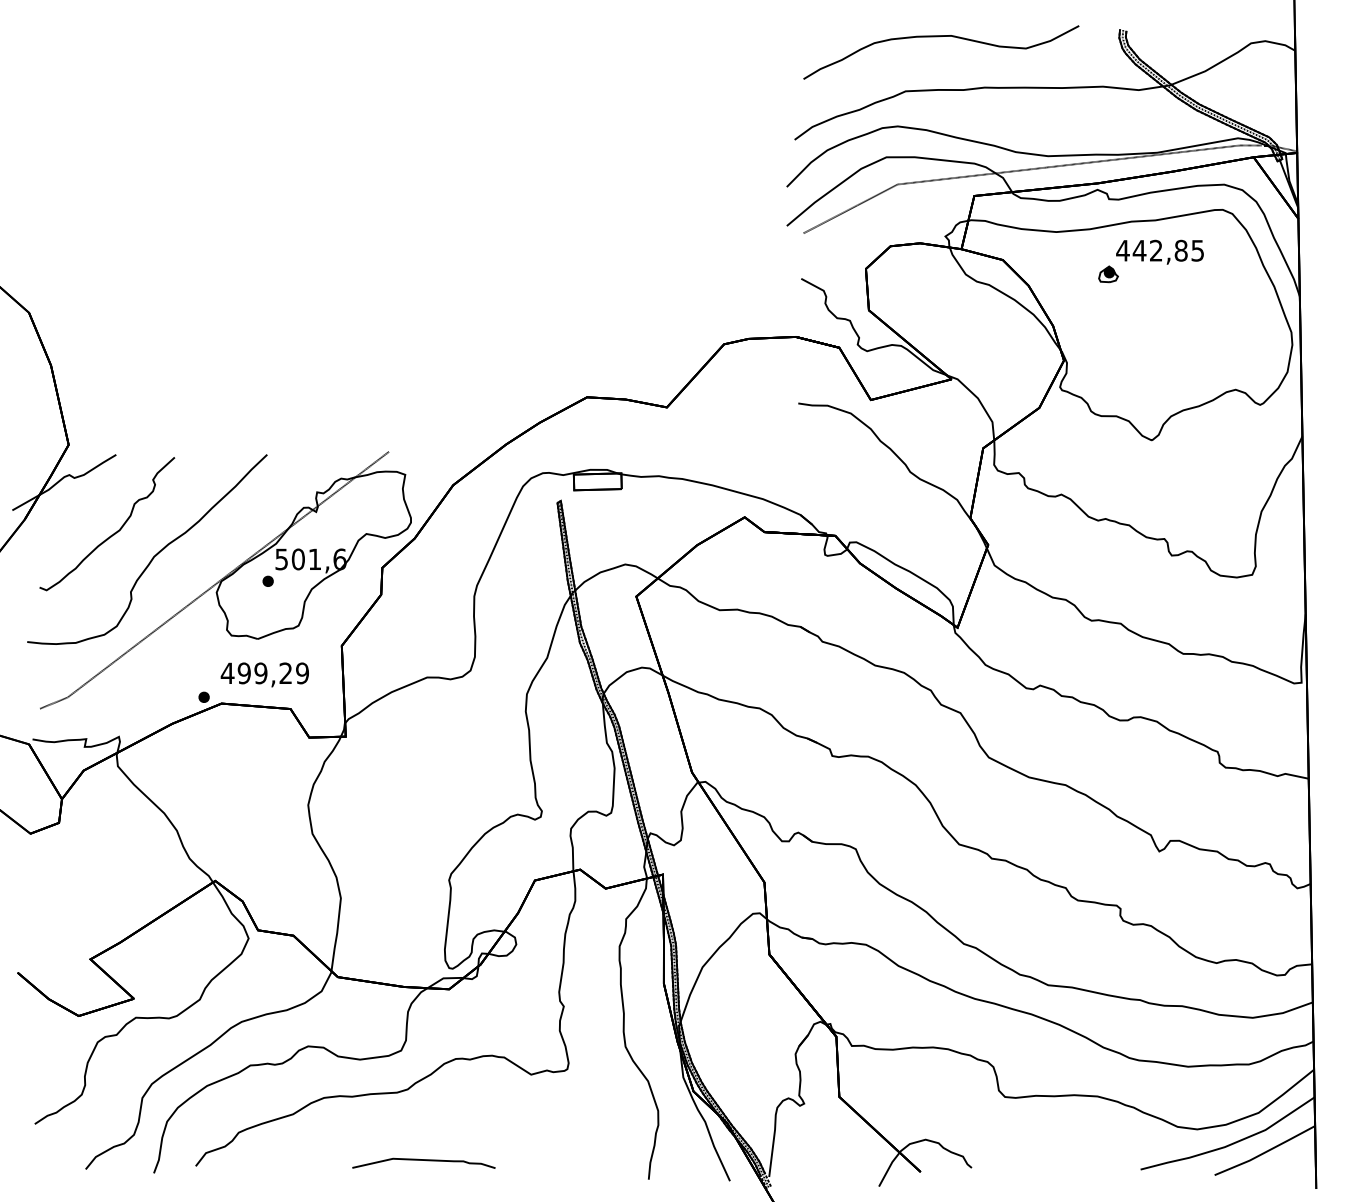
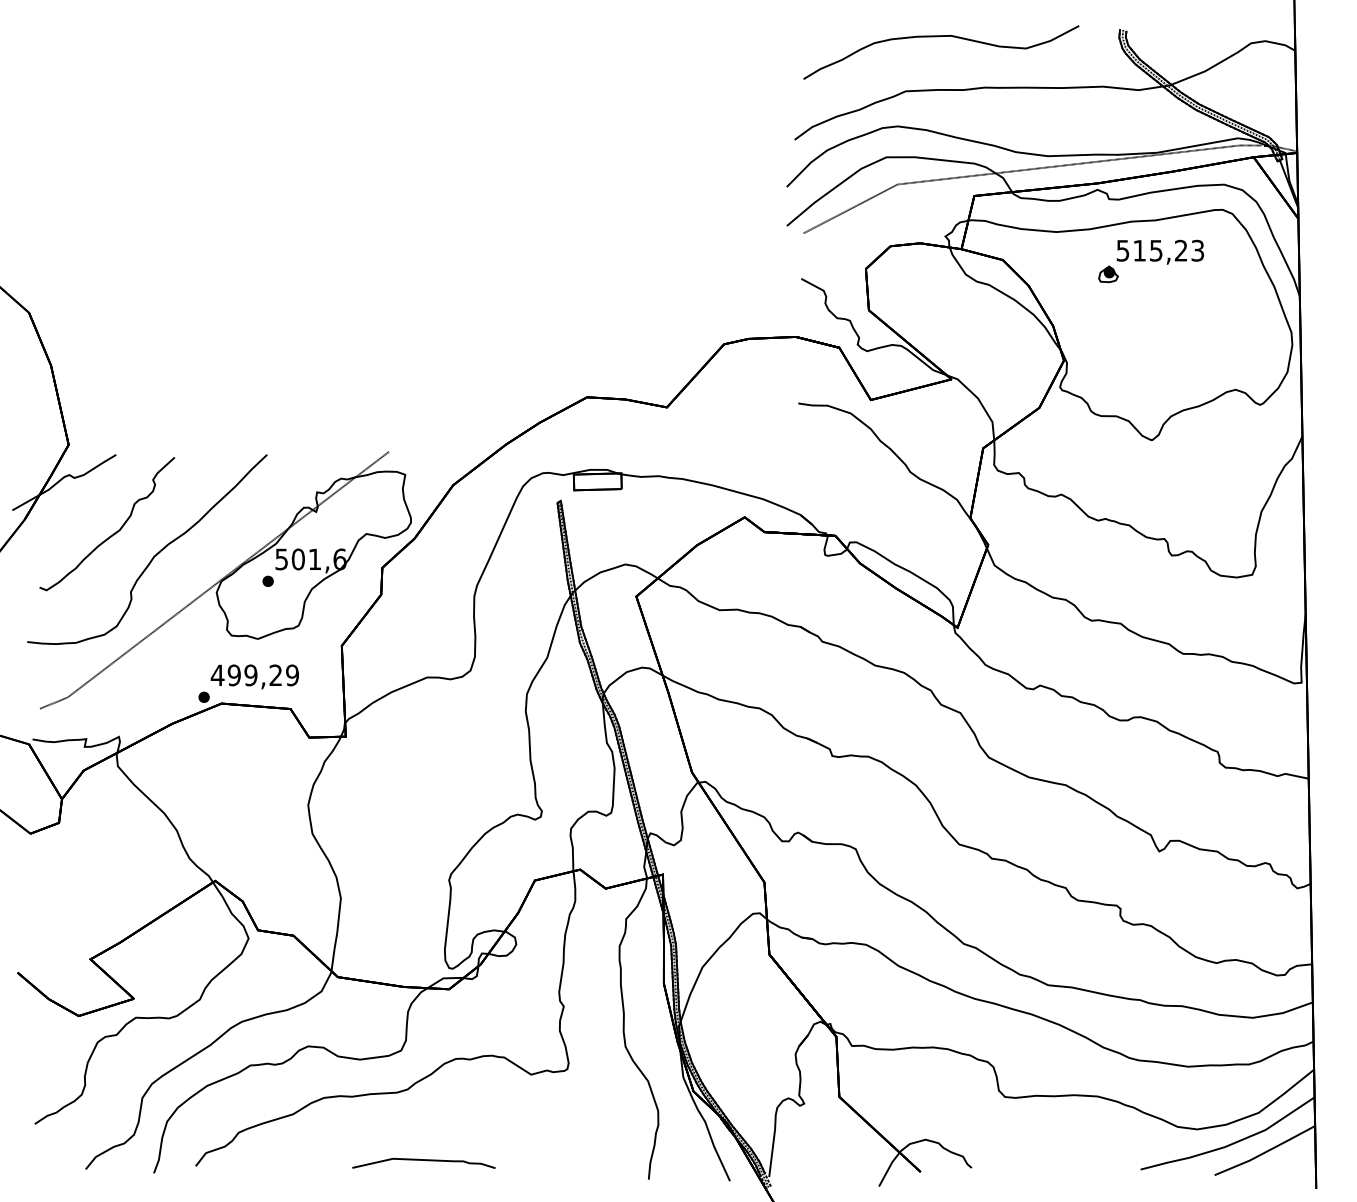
text: 442,85 -> 515,23 (1160, 250)
text position: (264, 674) -> (254, 676) (254, 676)
